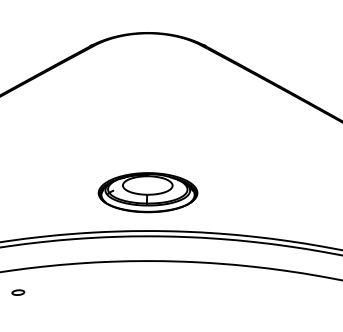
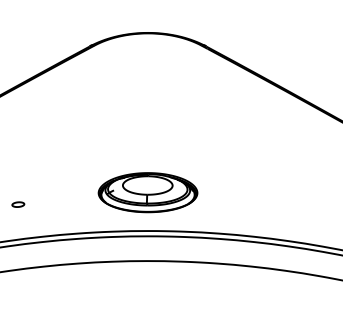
part position: (18, 292) -> (18, 204) (18, 204)
